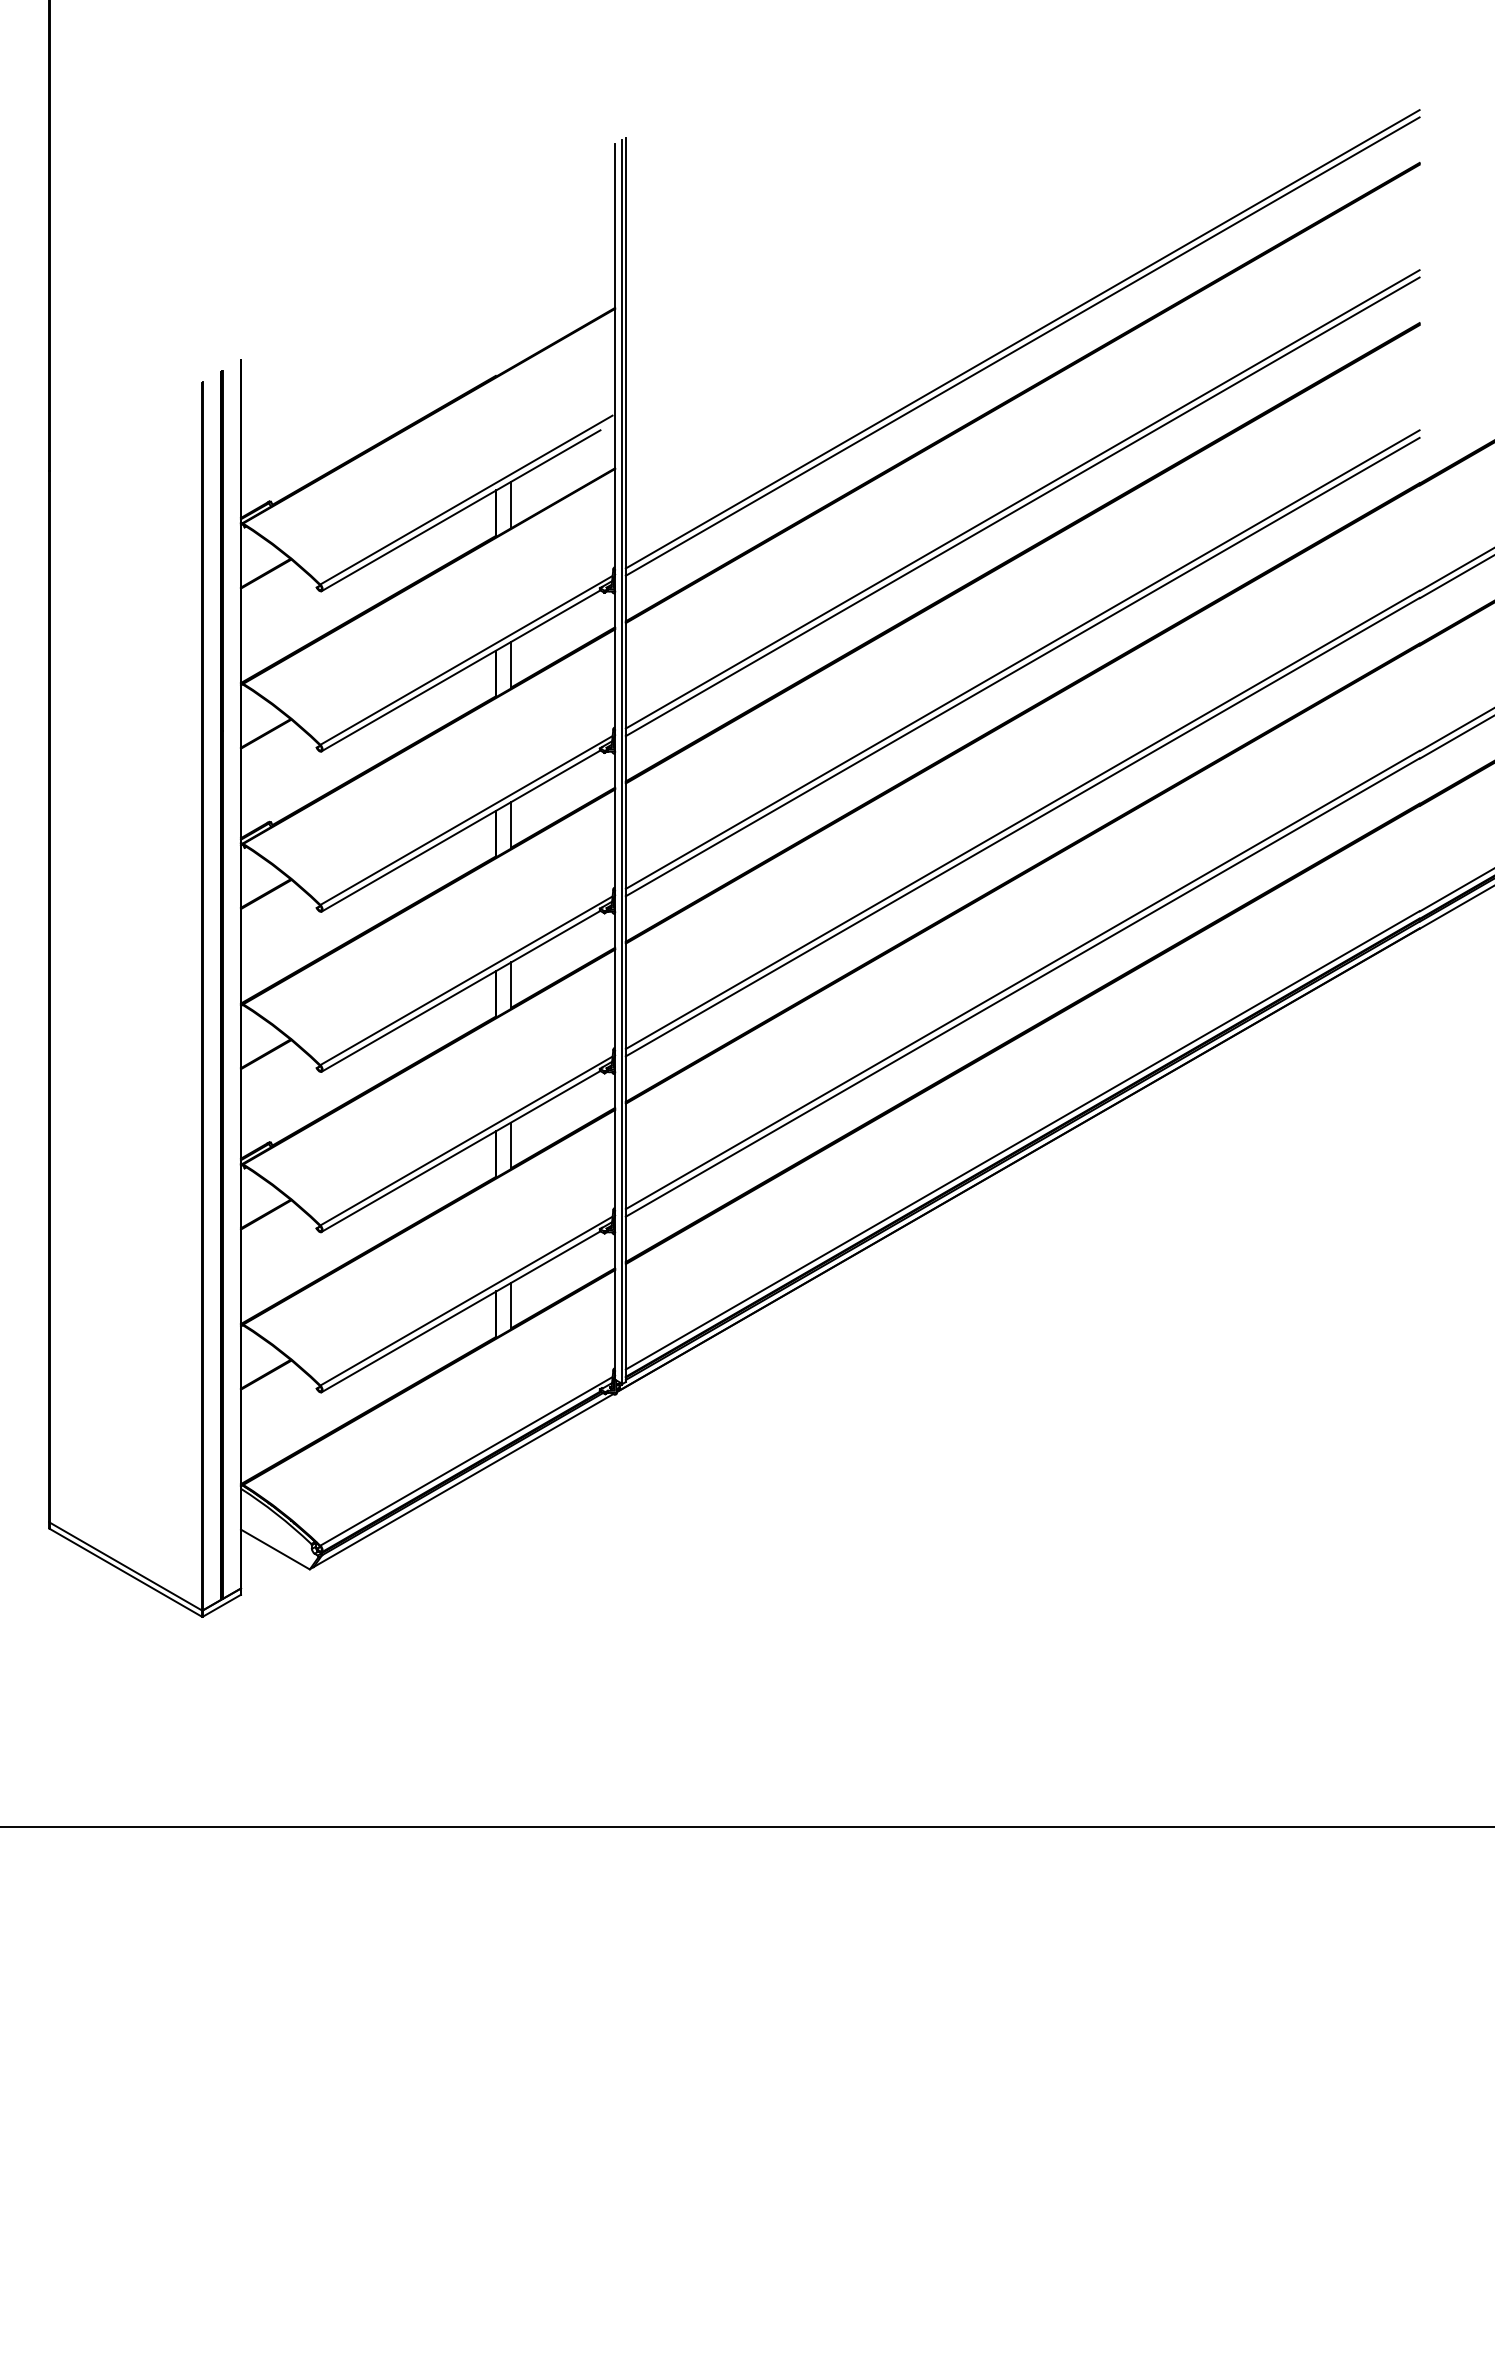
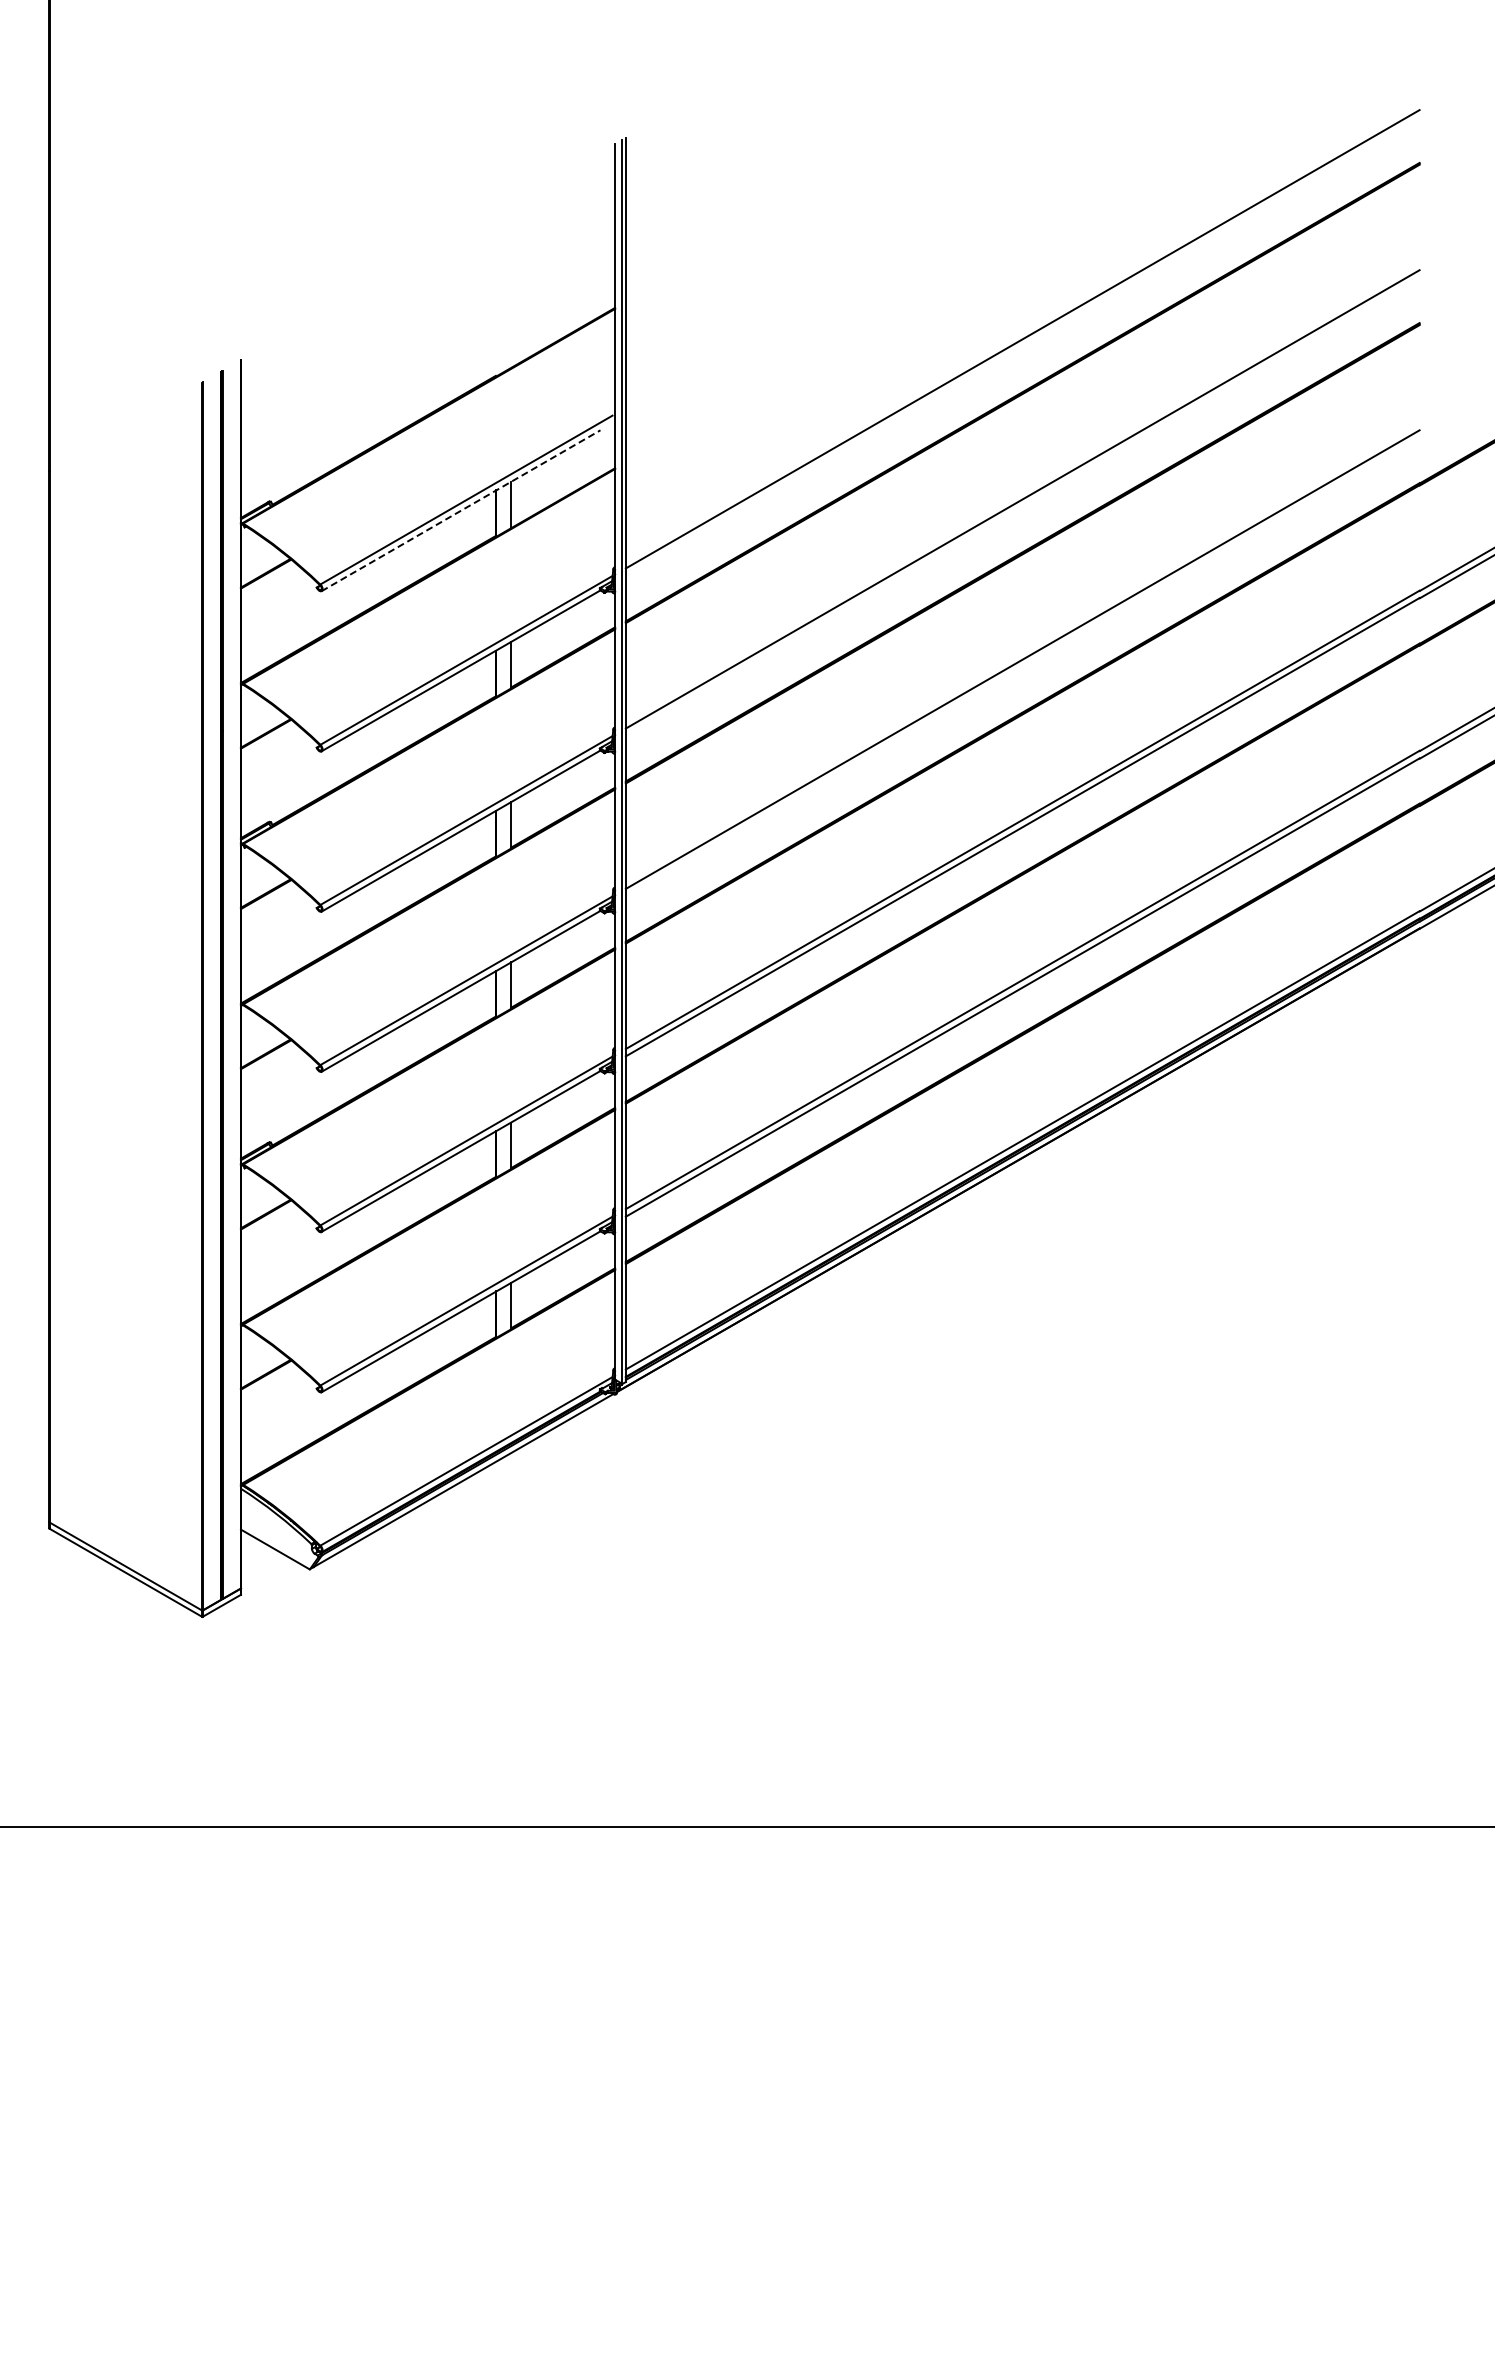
line: present -> none (1022, 346)
line: present -> none (1022, 506)
line: solid -> dashed (461, 510)
line: present -> none (1022, 666)
